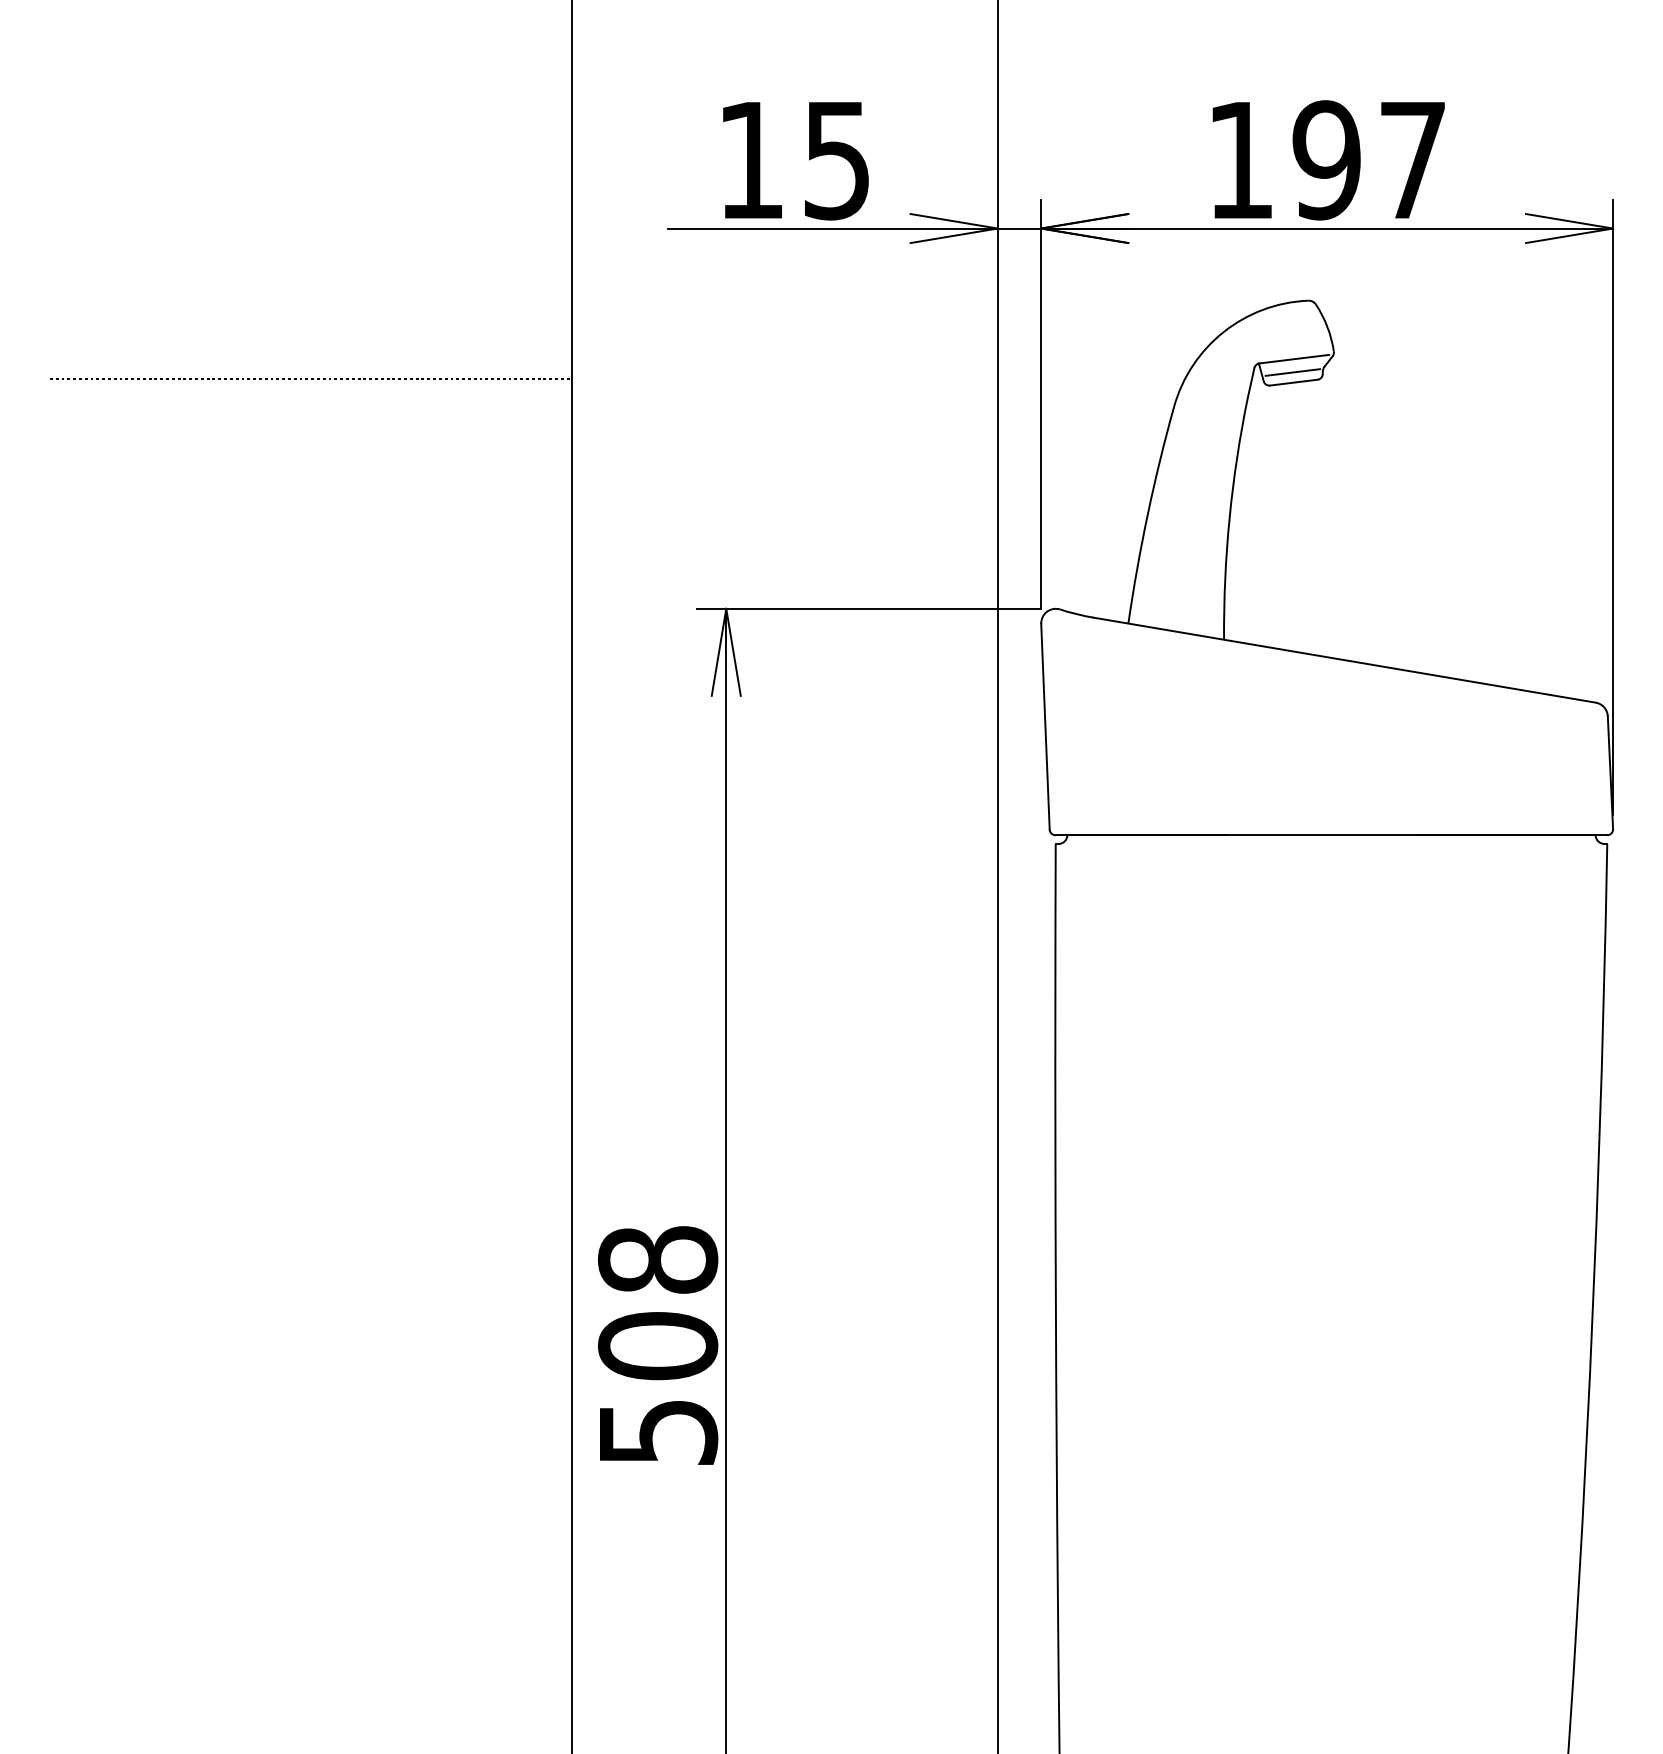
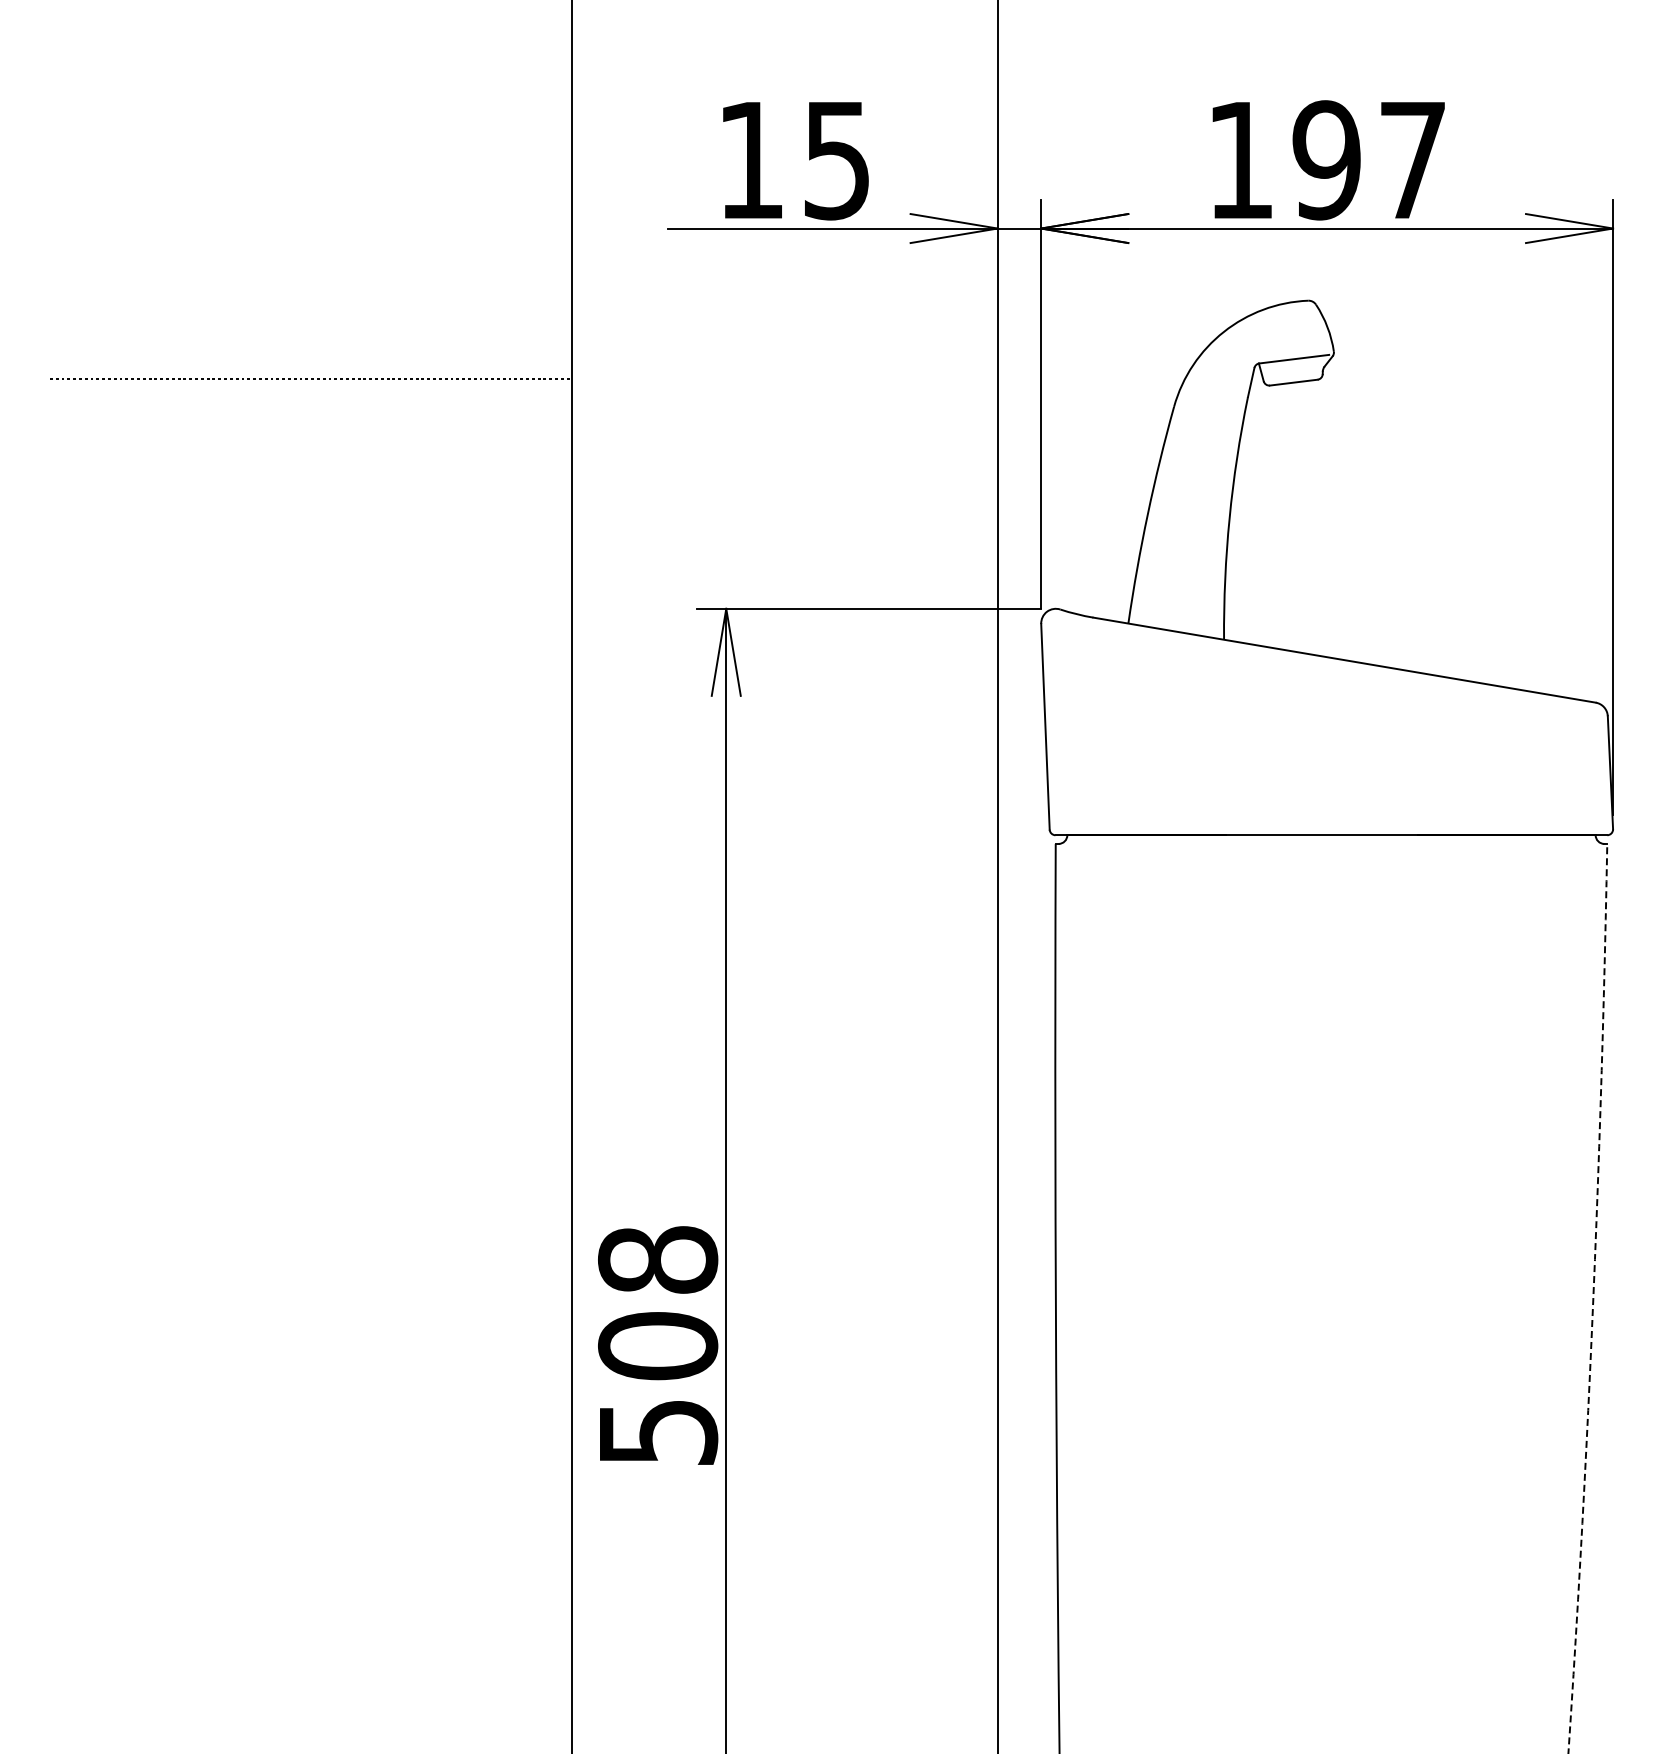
line: present -> none (1292, 372)
arc: solid -> dashed (1593, 1299)
